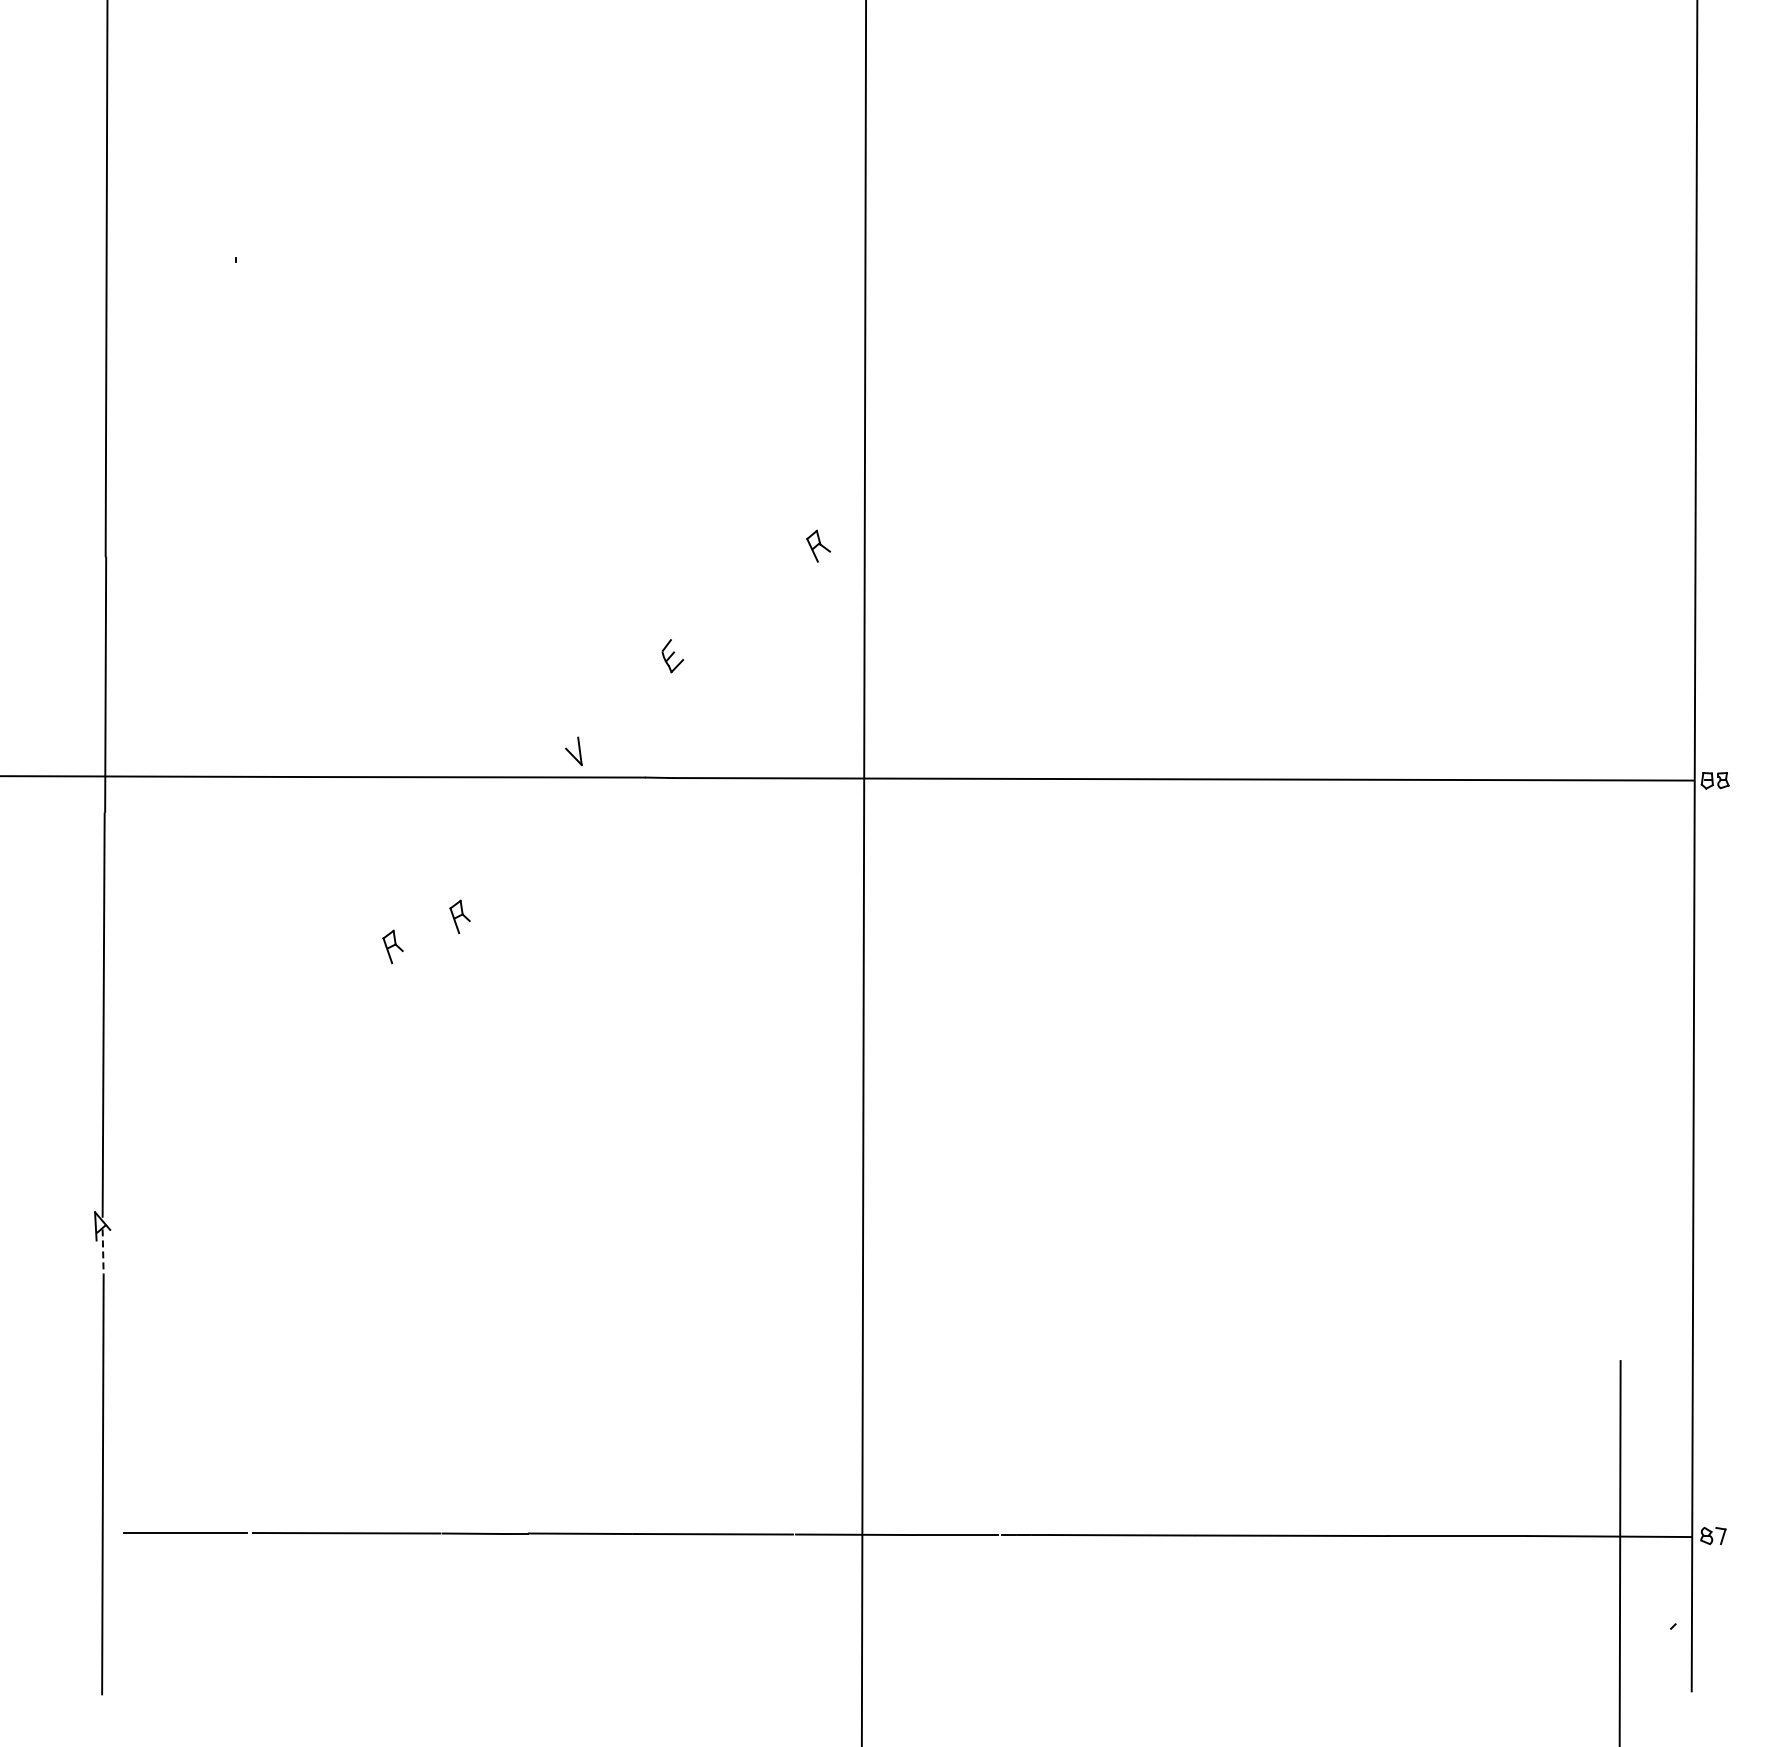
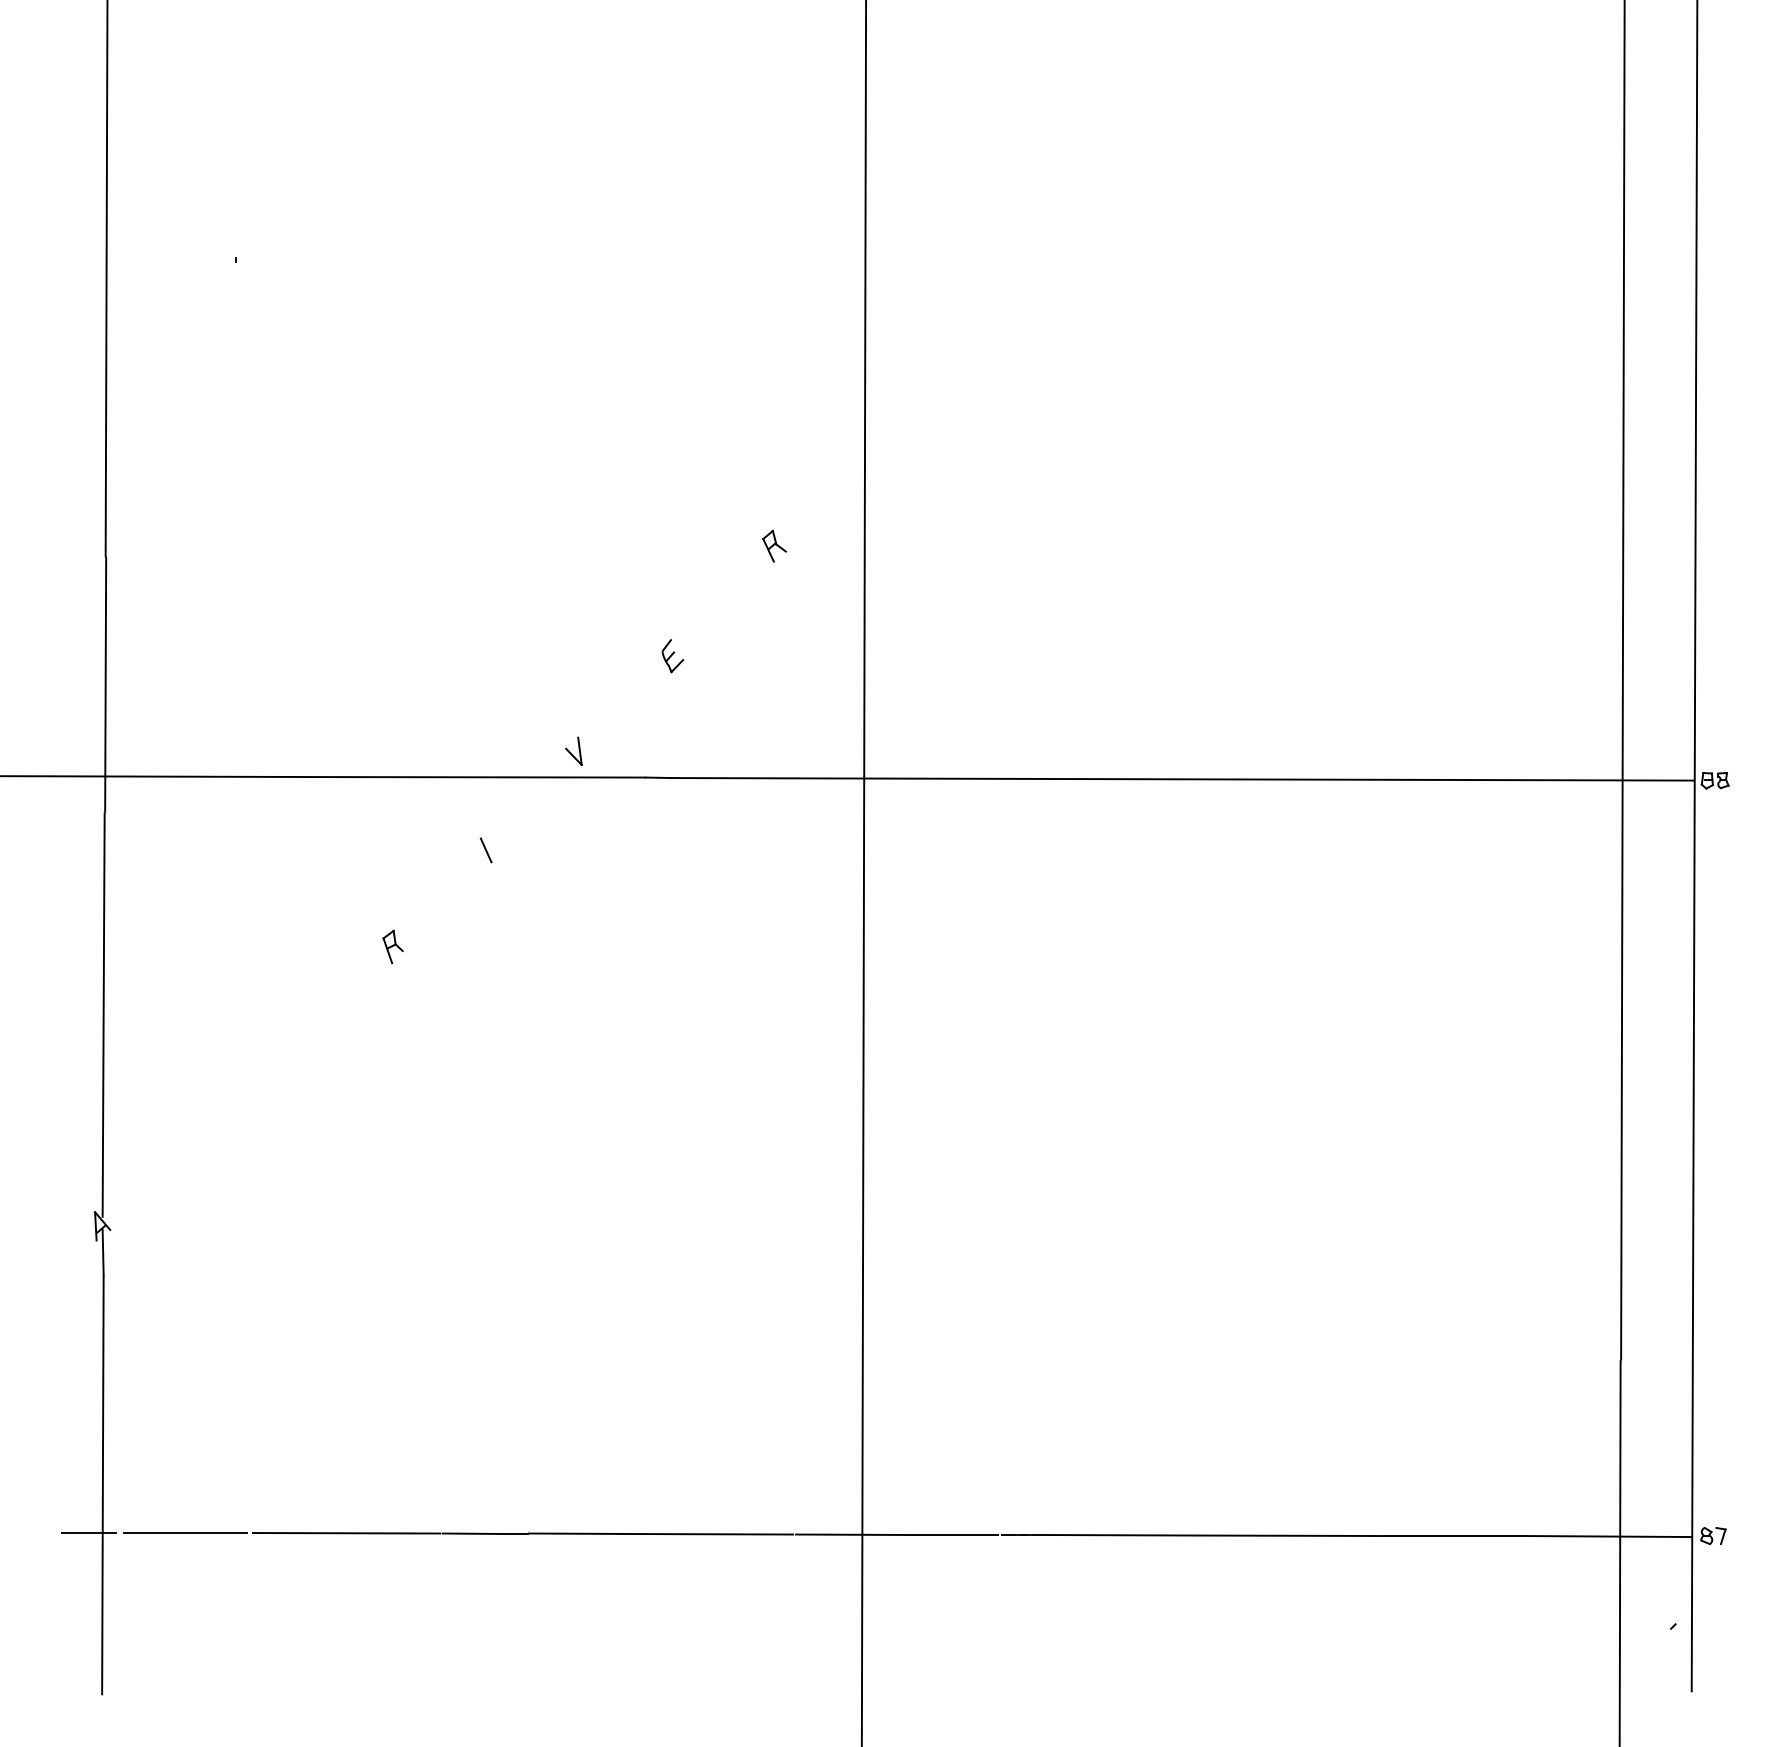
part position: (818, 545) -> (774, 545) (774, 545)
line: none -> present (1622, 680)
line: none -> present (485, 850)
part: present -> none (459, 916)
line: dashed -> solid (103, 1252)
line: none -> present (88, 1533)
